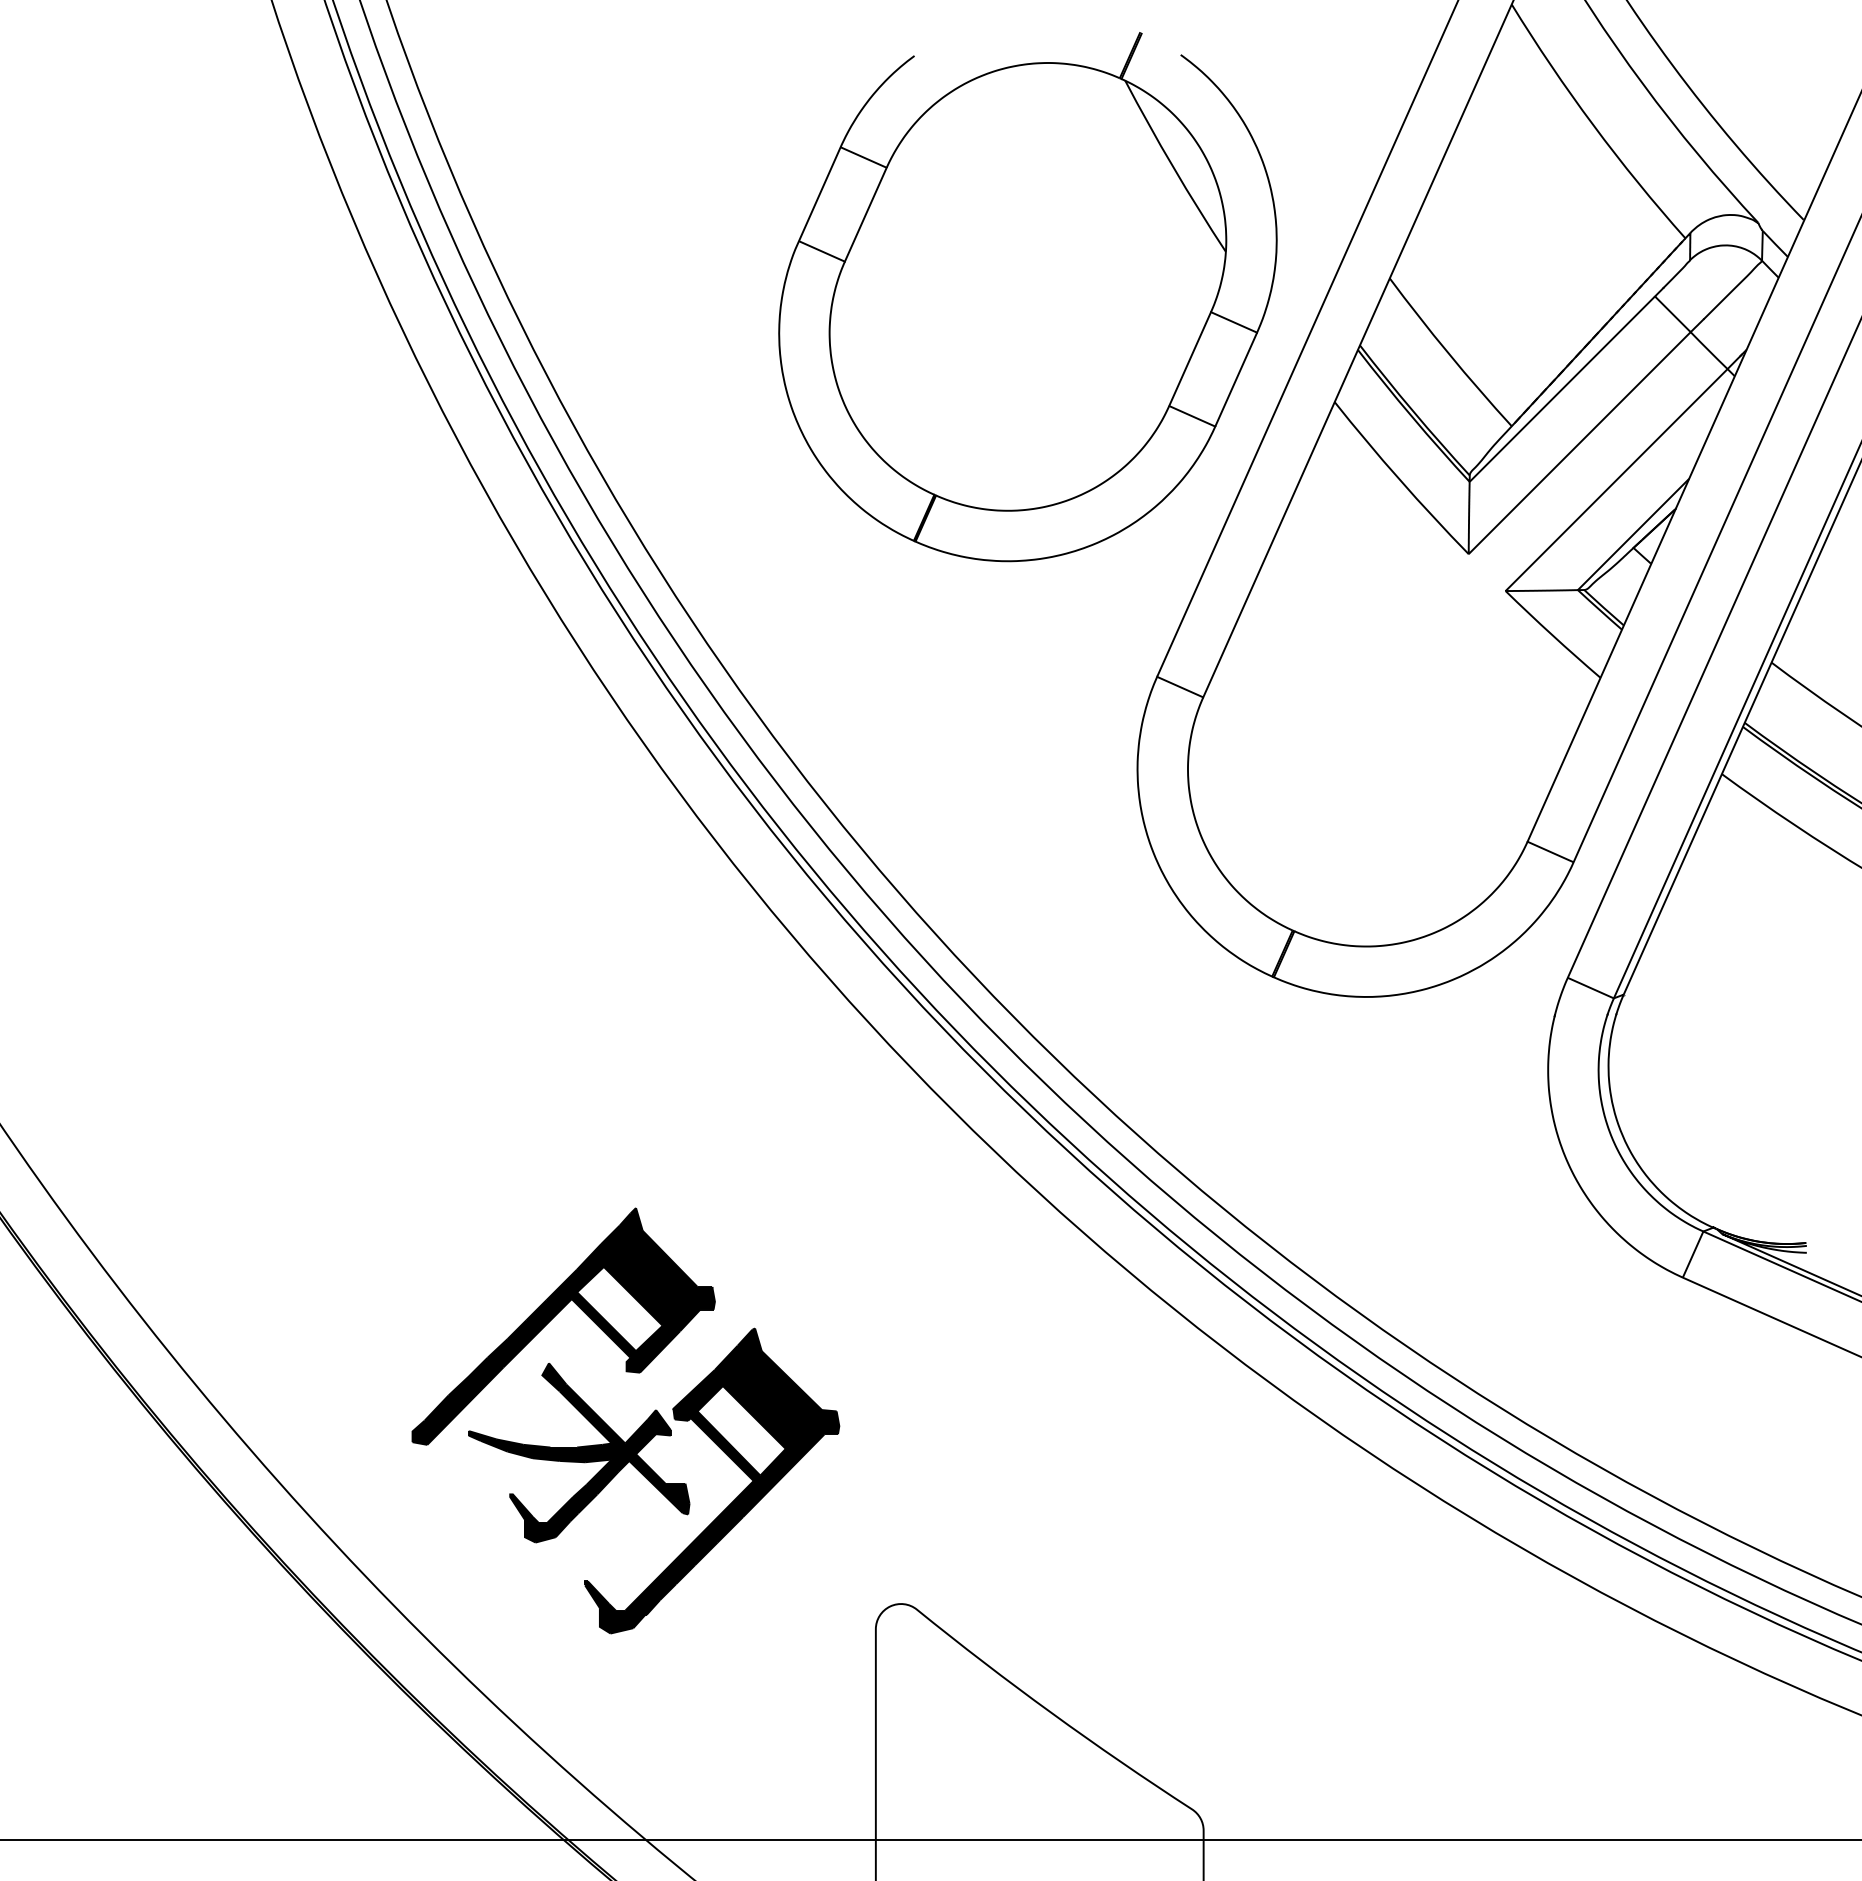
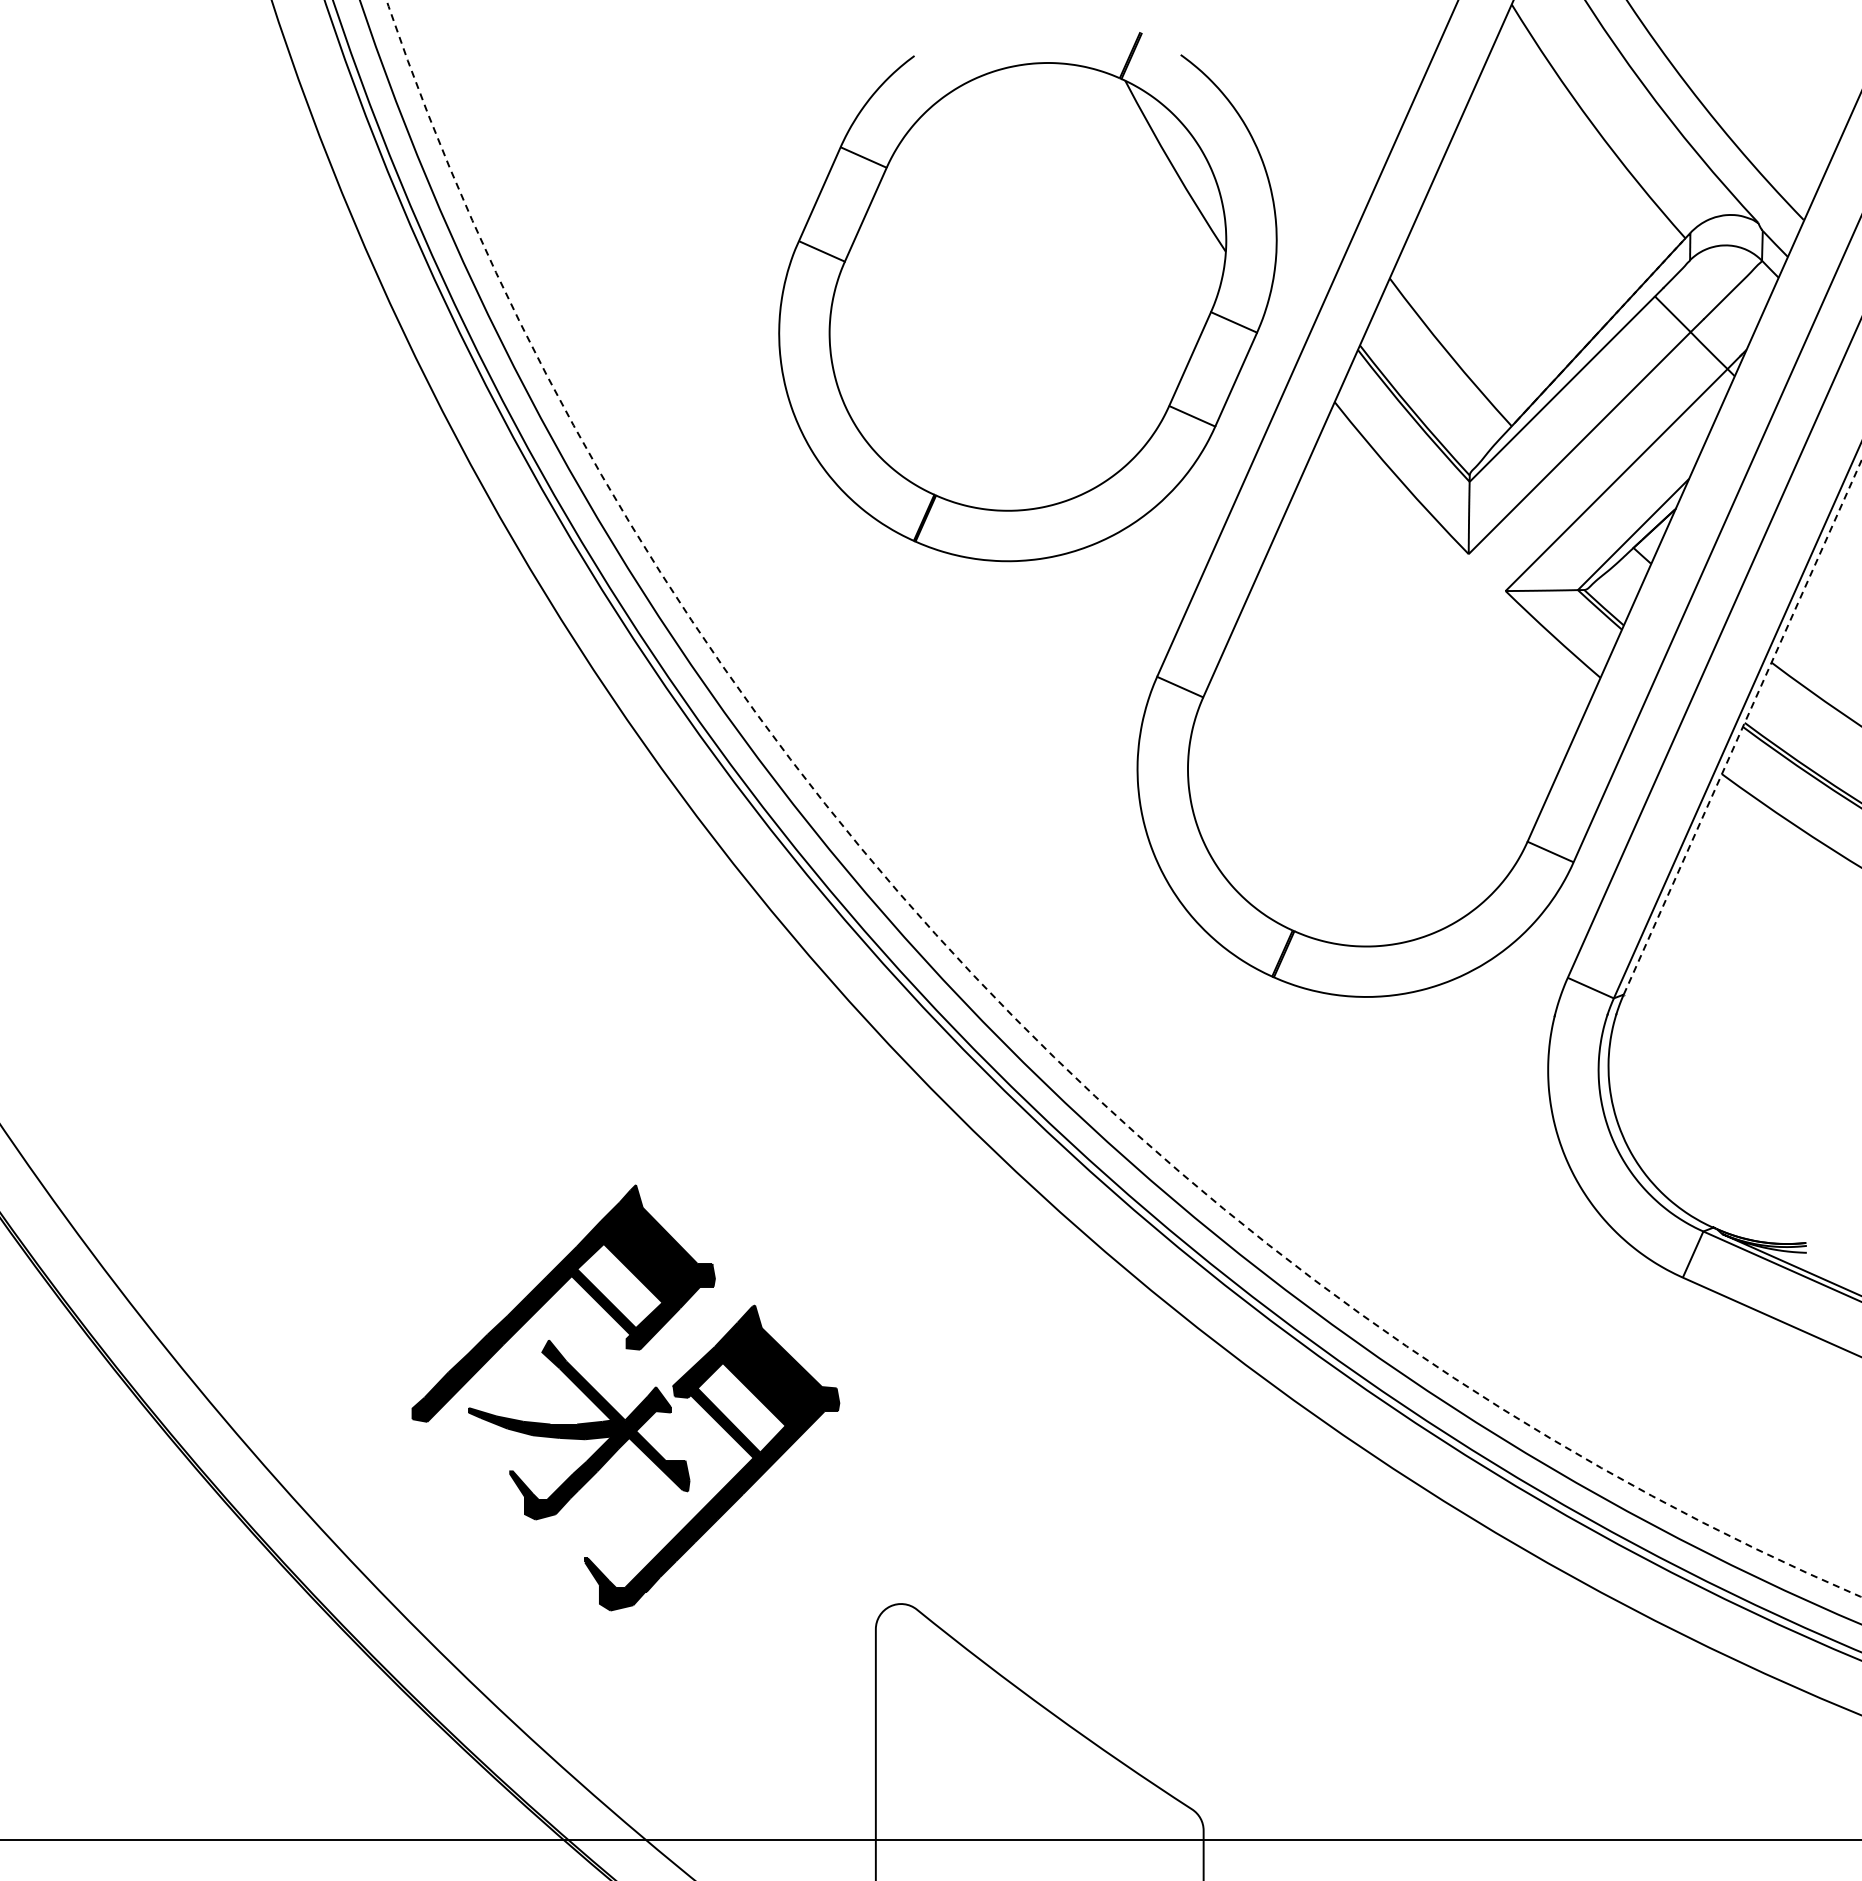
line: solid -> dashed (1742, 727)
arc: solid -> dashed (954, 955)
part position: (636, 1430) -> (636, 1407) (636, 1407)
